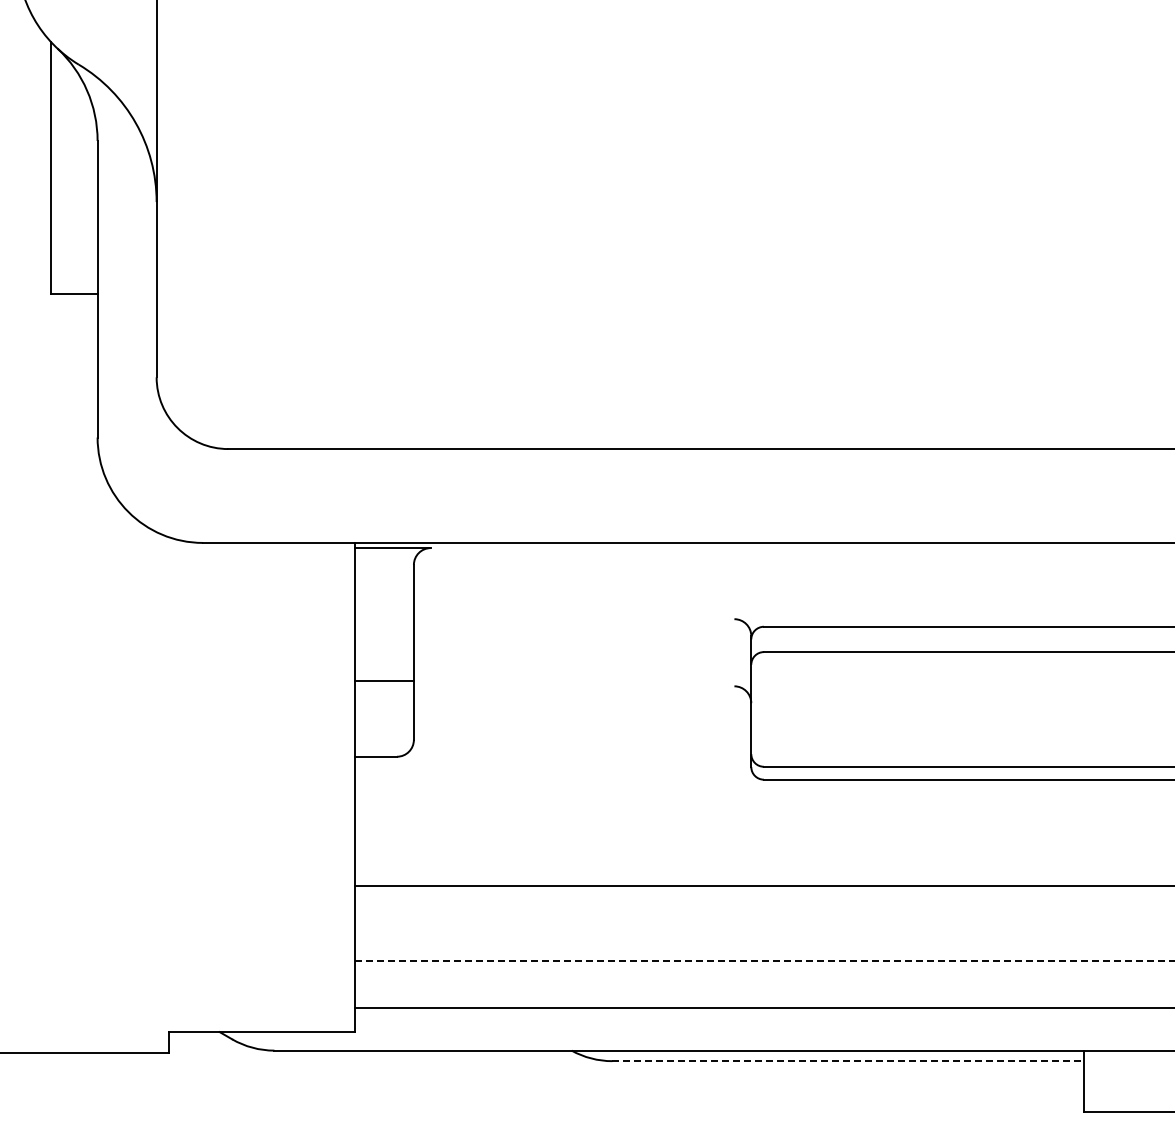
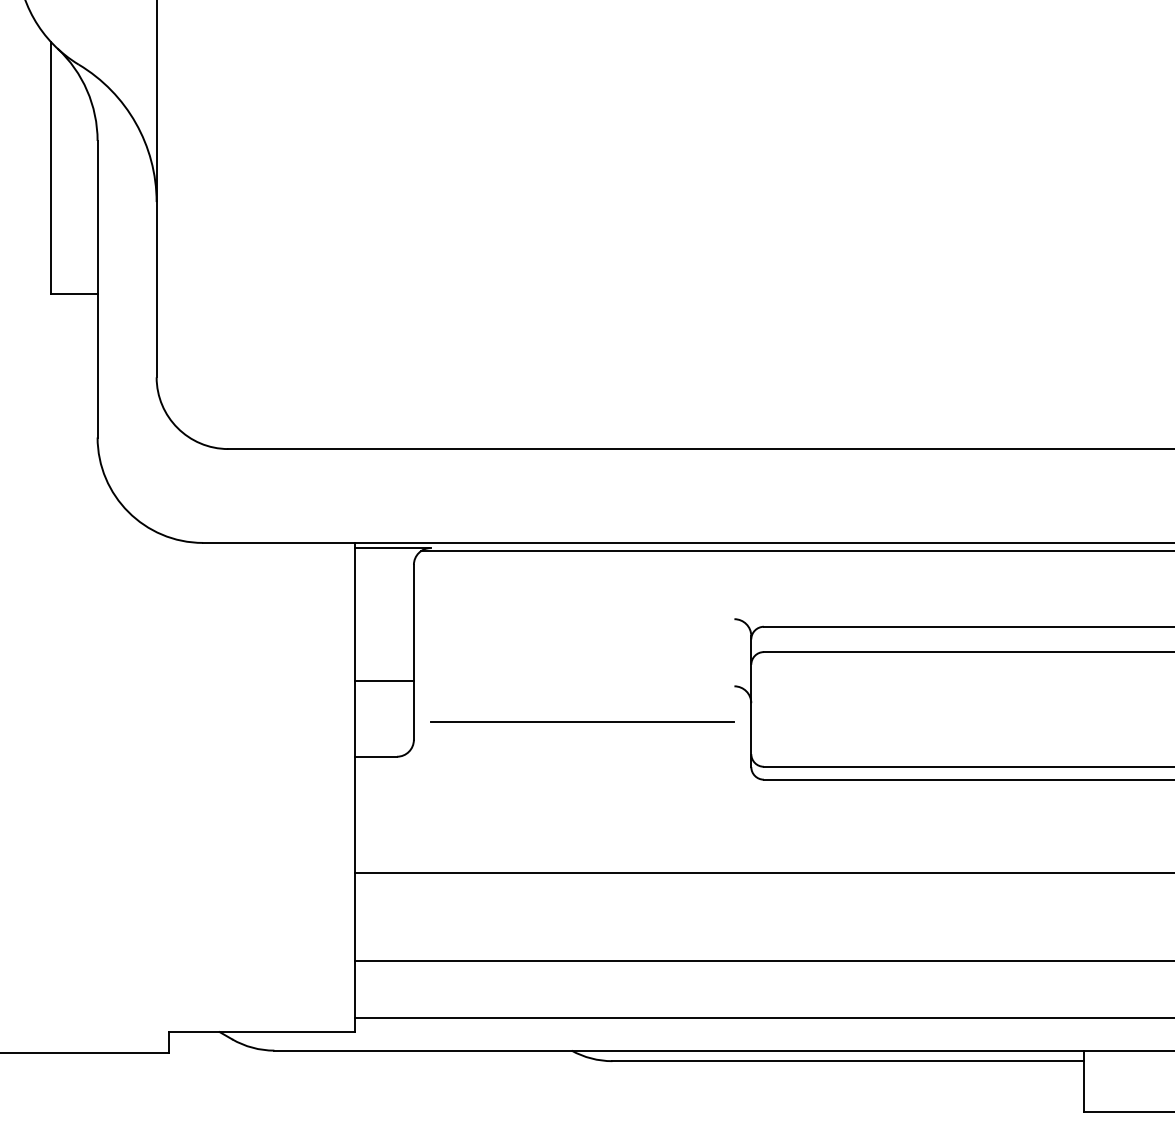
line: none -> present (795, 551)
line: none -> present (582, 721)
line position: (762, 886) -> (762, 873) (762, 873)
line: dashed -> solid (764, 960)
line position: (762, 1007) -> (762, 1017) (762, 1017)
line: dashed -> solid (848, 1061)
